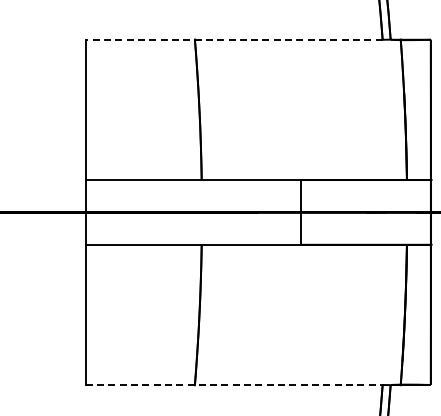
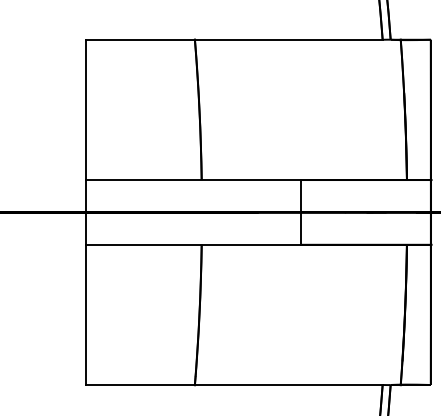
line: dashed -> solid (233, 39)
line: dashed -> solid (234, 384)
